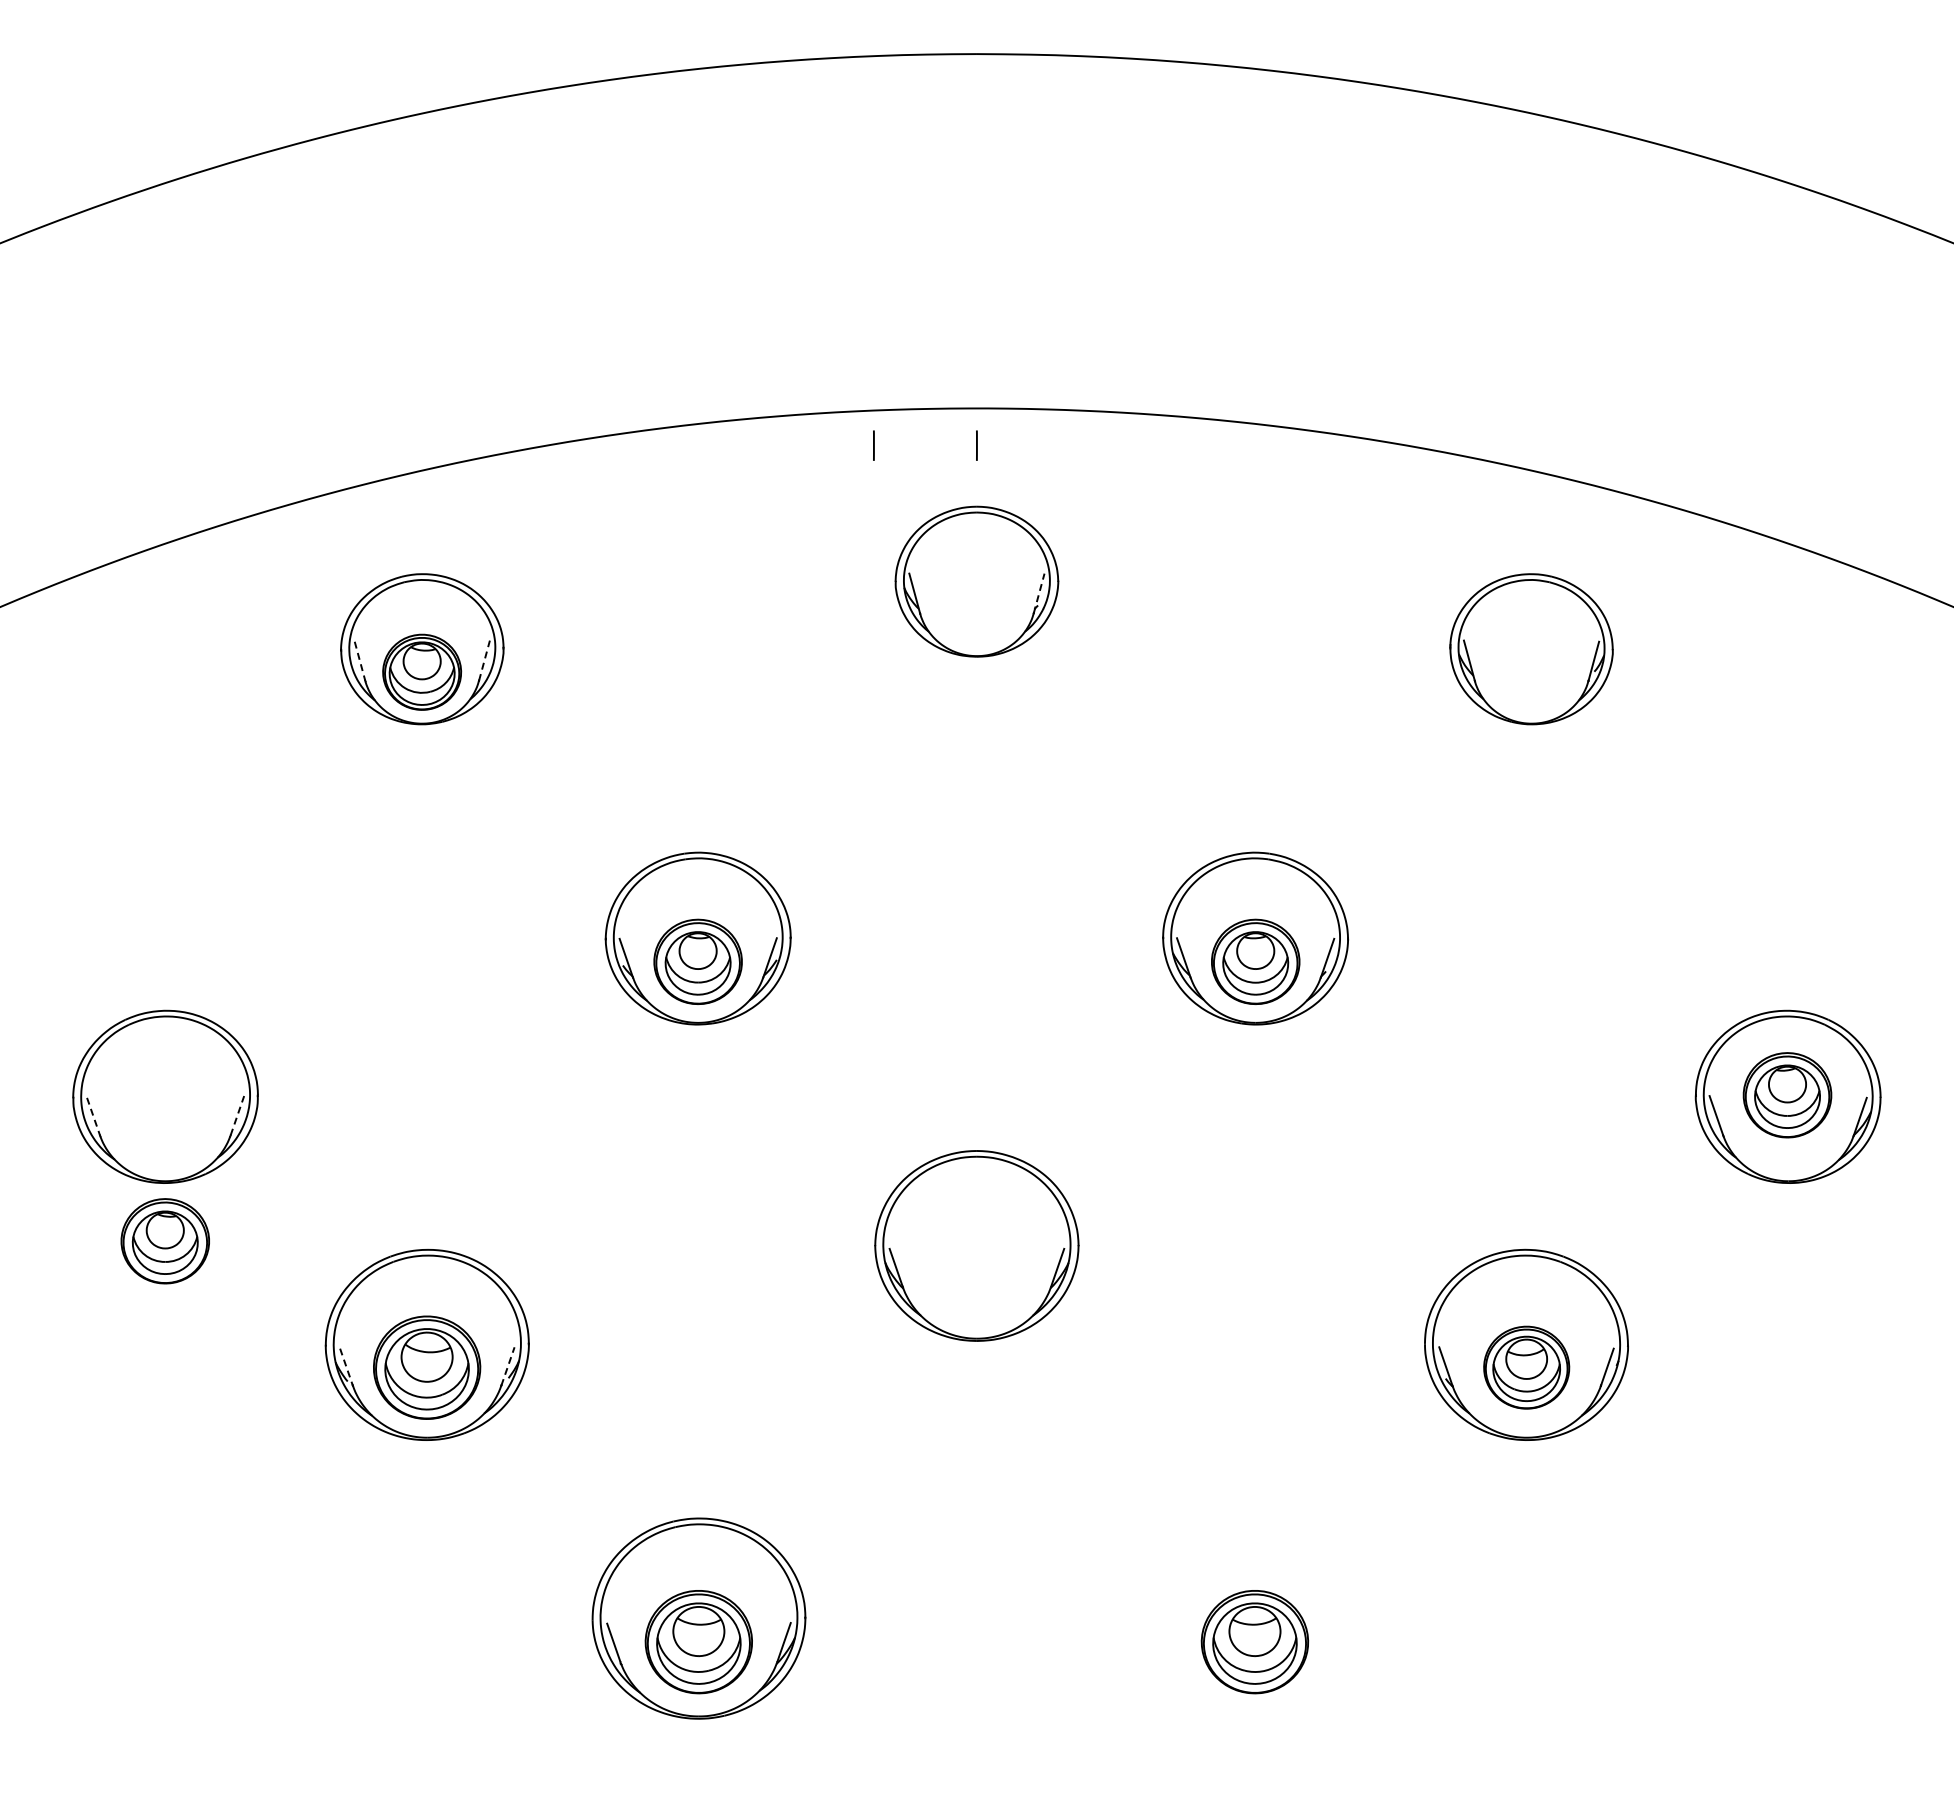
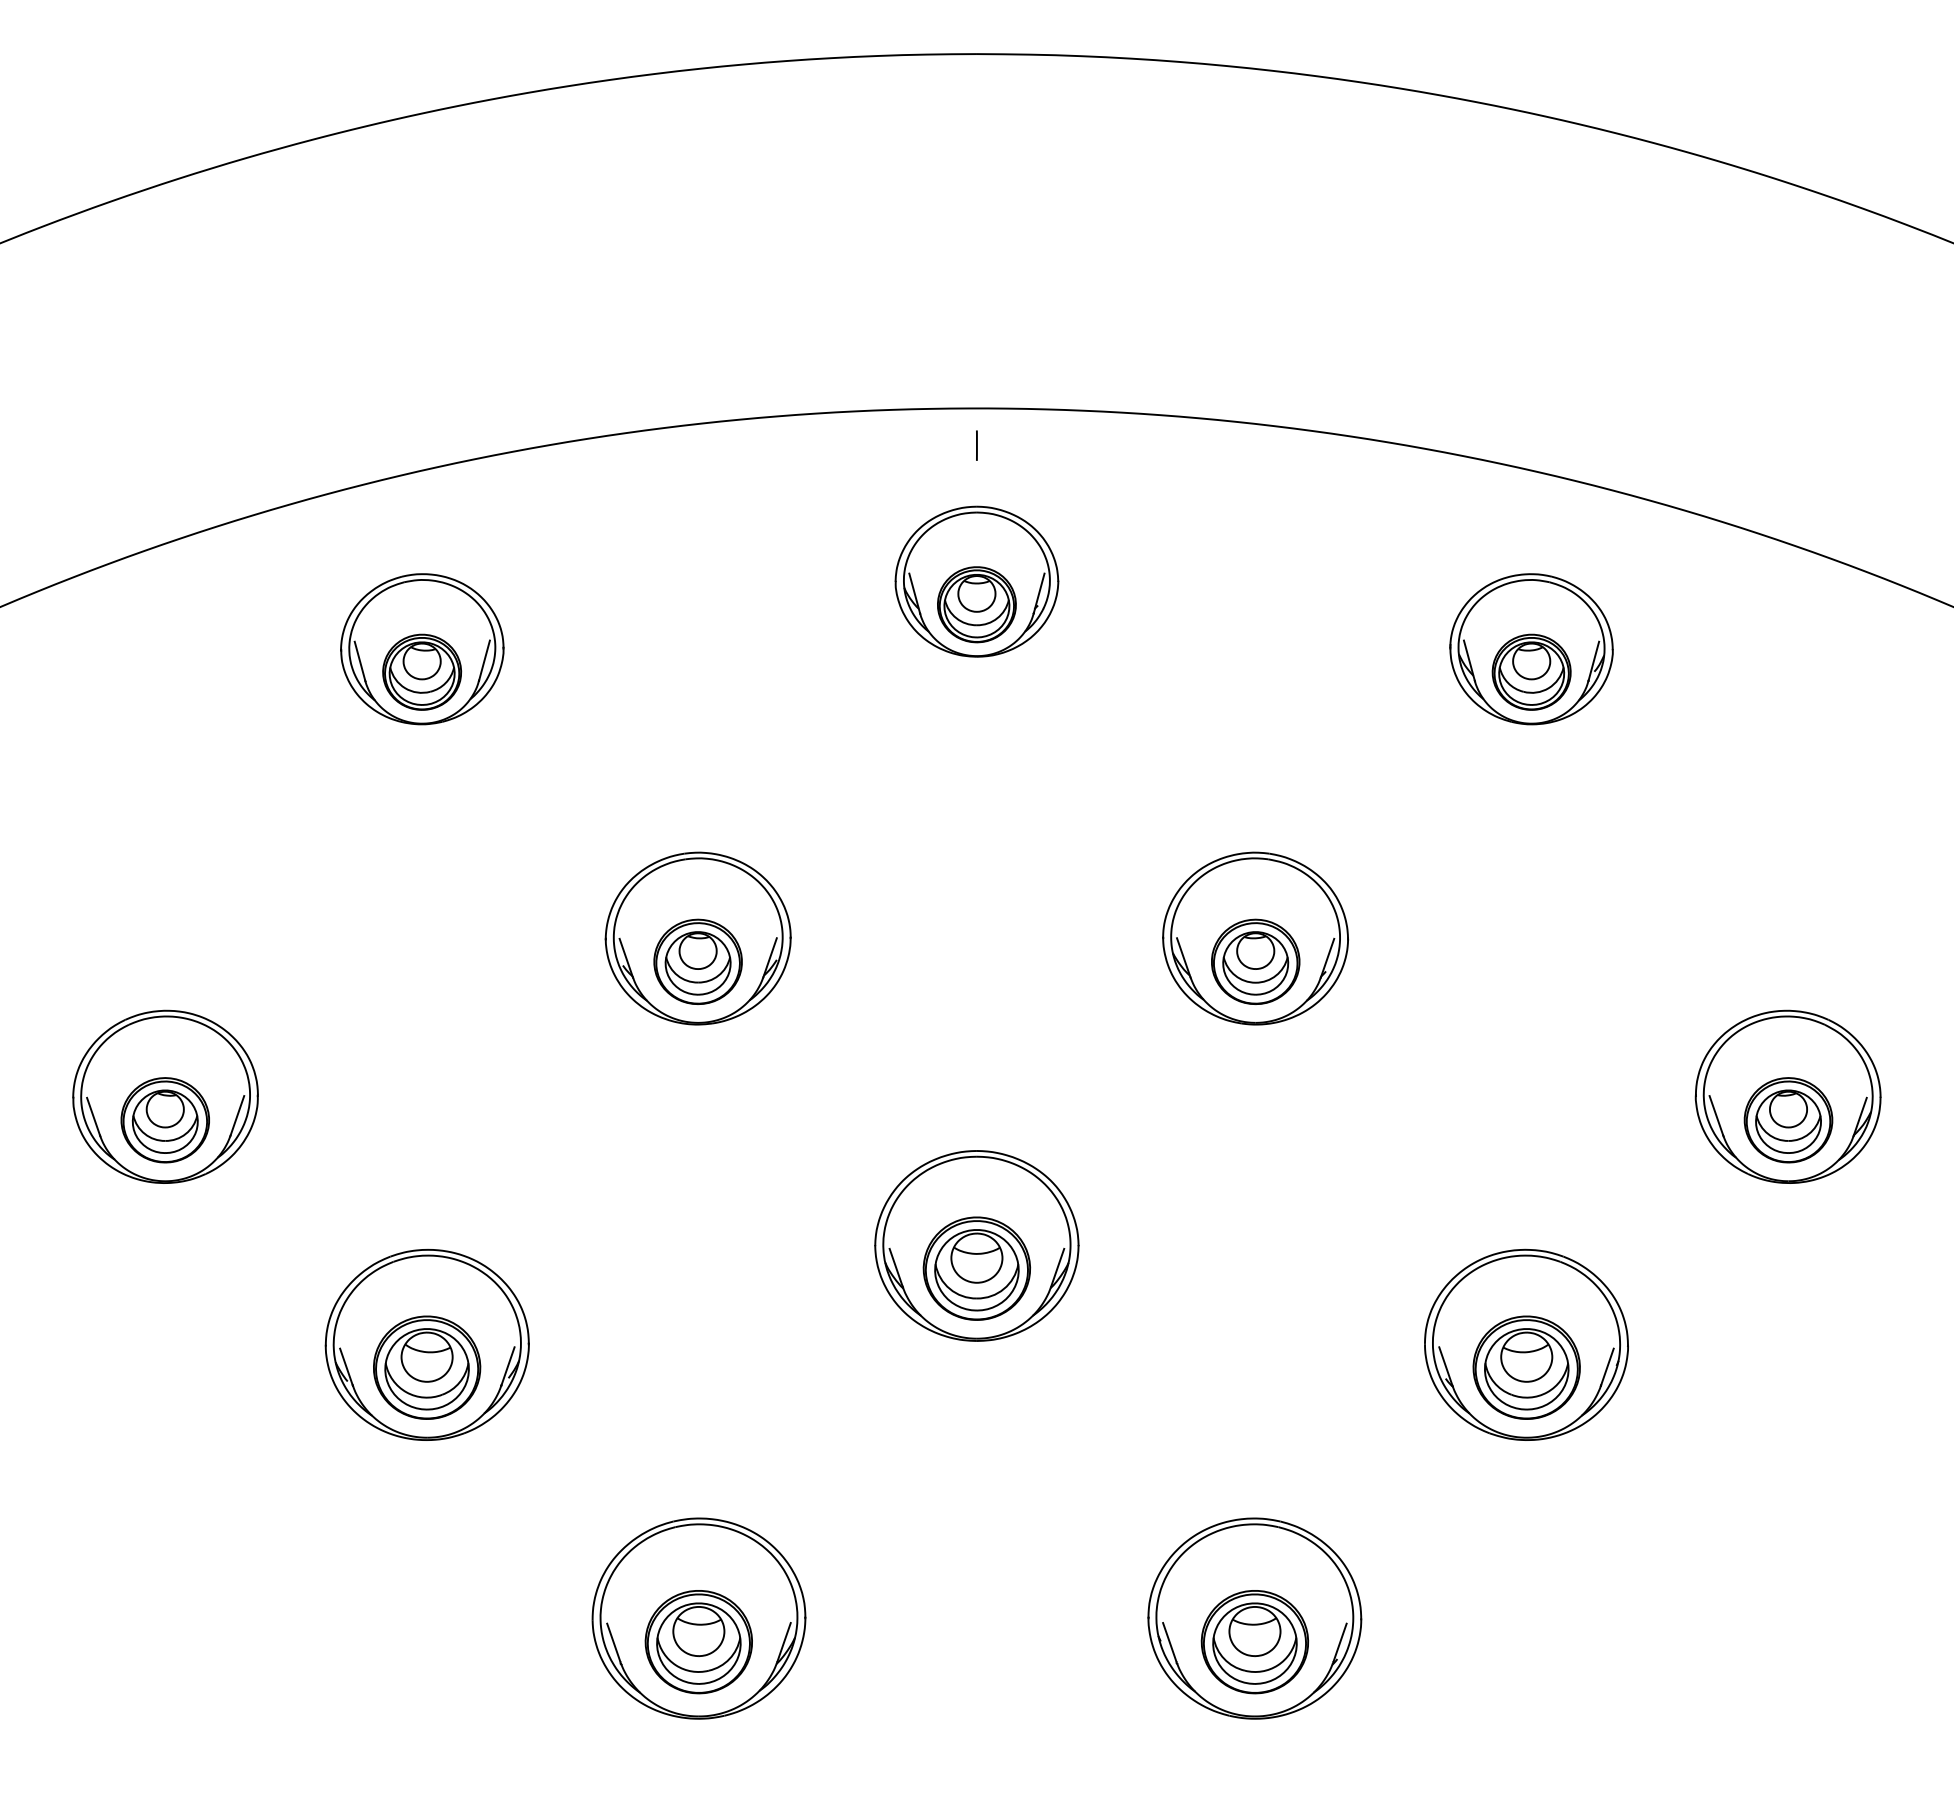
line: present -> none (873, 445)
line: dashed -> solid (1039, 593)
part: none -> present (976, 604)
line: dashed -> solid (484, 660)
line: dashed -> solid (360, 661)
part: none -> present (1531, 671)
part position: (1787, 1095) -> (1788, 1120) (1788, 1120)
line: dashed -> solid (237, 1115)
line: dashed -> solid (93, 1116)
part position: (164, 1241) -> (164, 1120) (164, 1120)
part: none -> present (976, 1268)
line: dashed -> solid (508, 1366)
line: dashed -> solid (346, 1367)
part size: 88x85 px -> 109x105 px (1526, 1367)
part: none -> present (1254, 1618)
